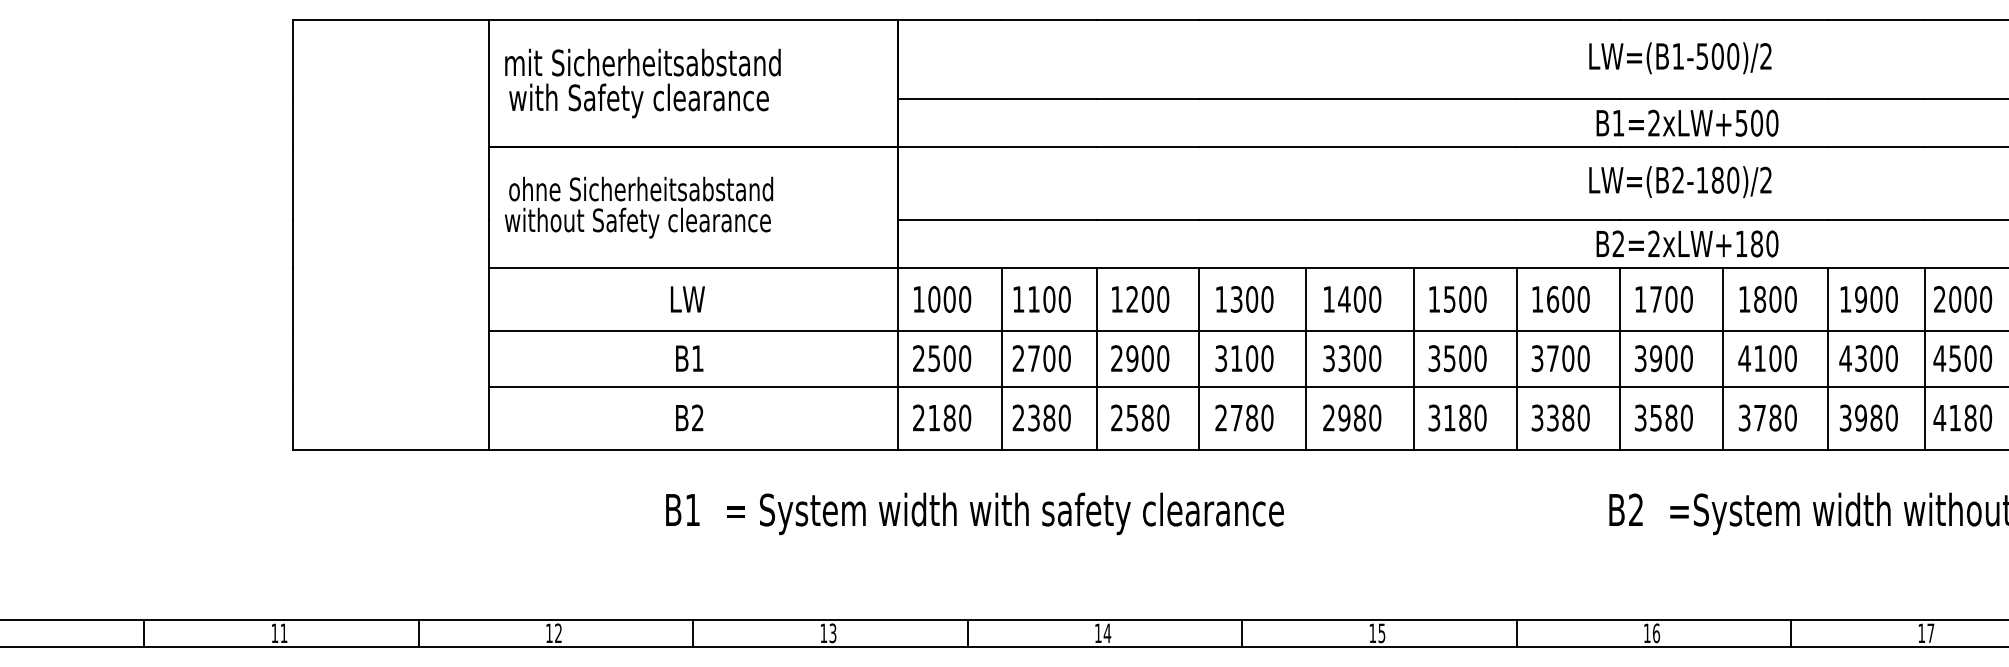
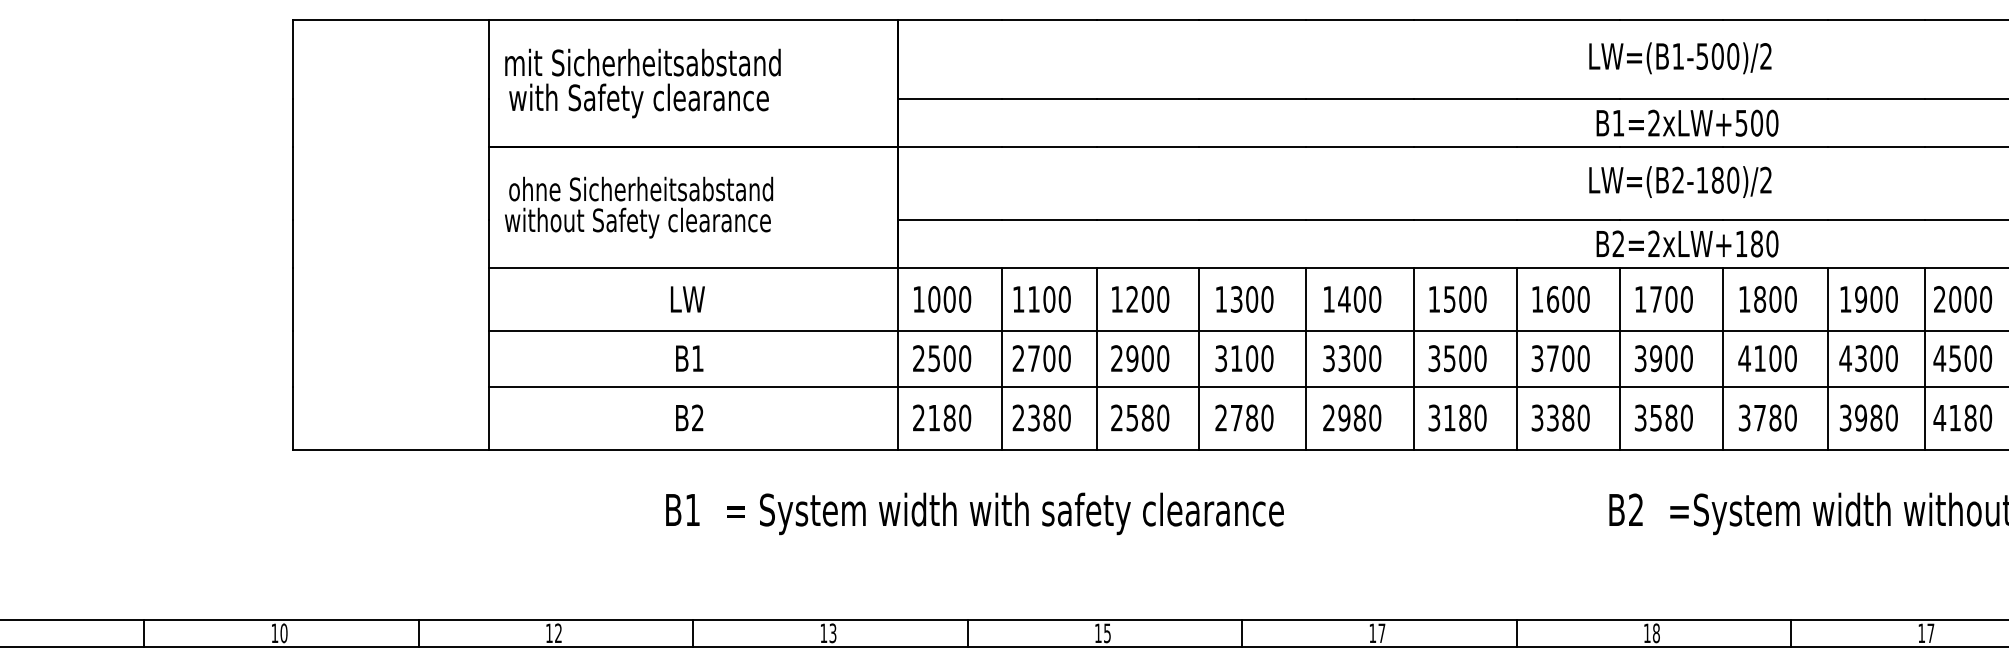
text: 16 -> 18 (1656, 632)
text: 11 -> 10 (283, 633)
text: 14 -> 15 (1107, 633)
text: 15 -> 17 (1381, 633)
